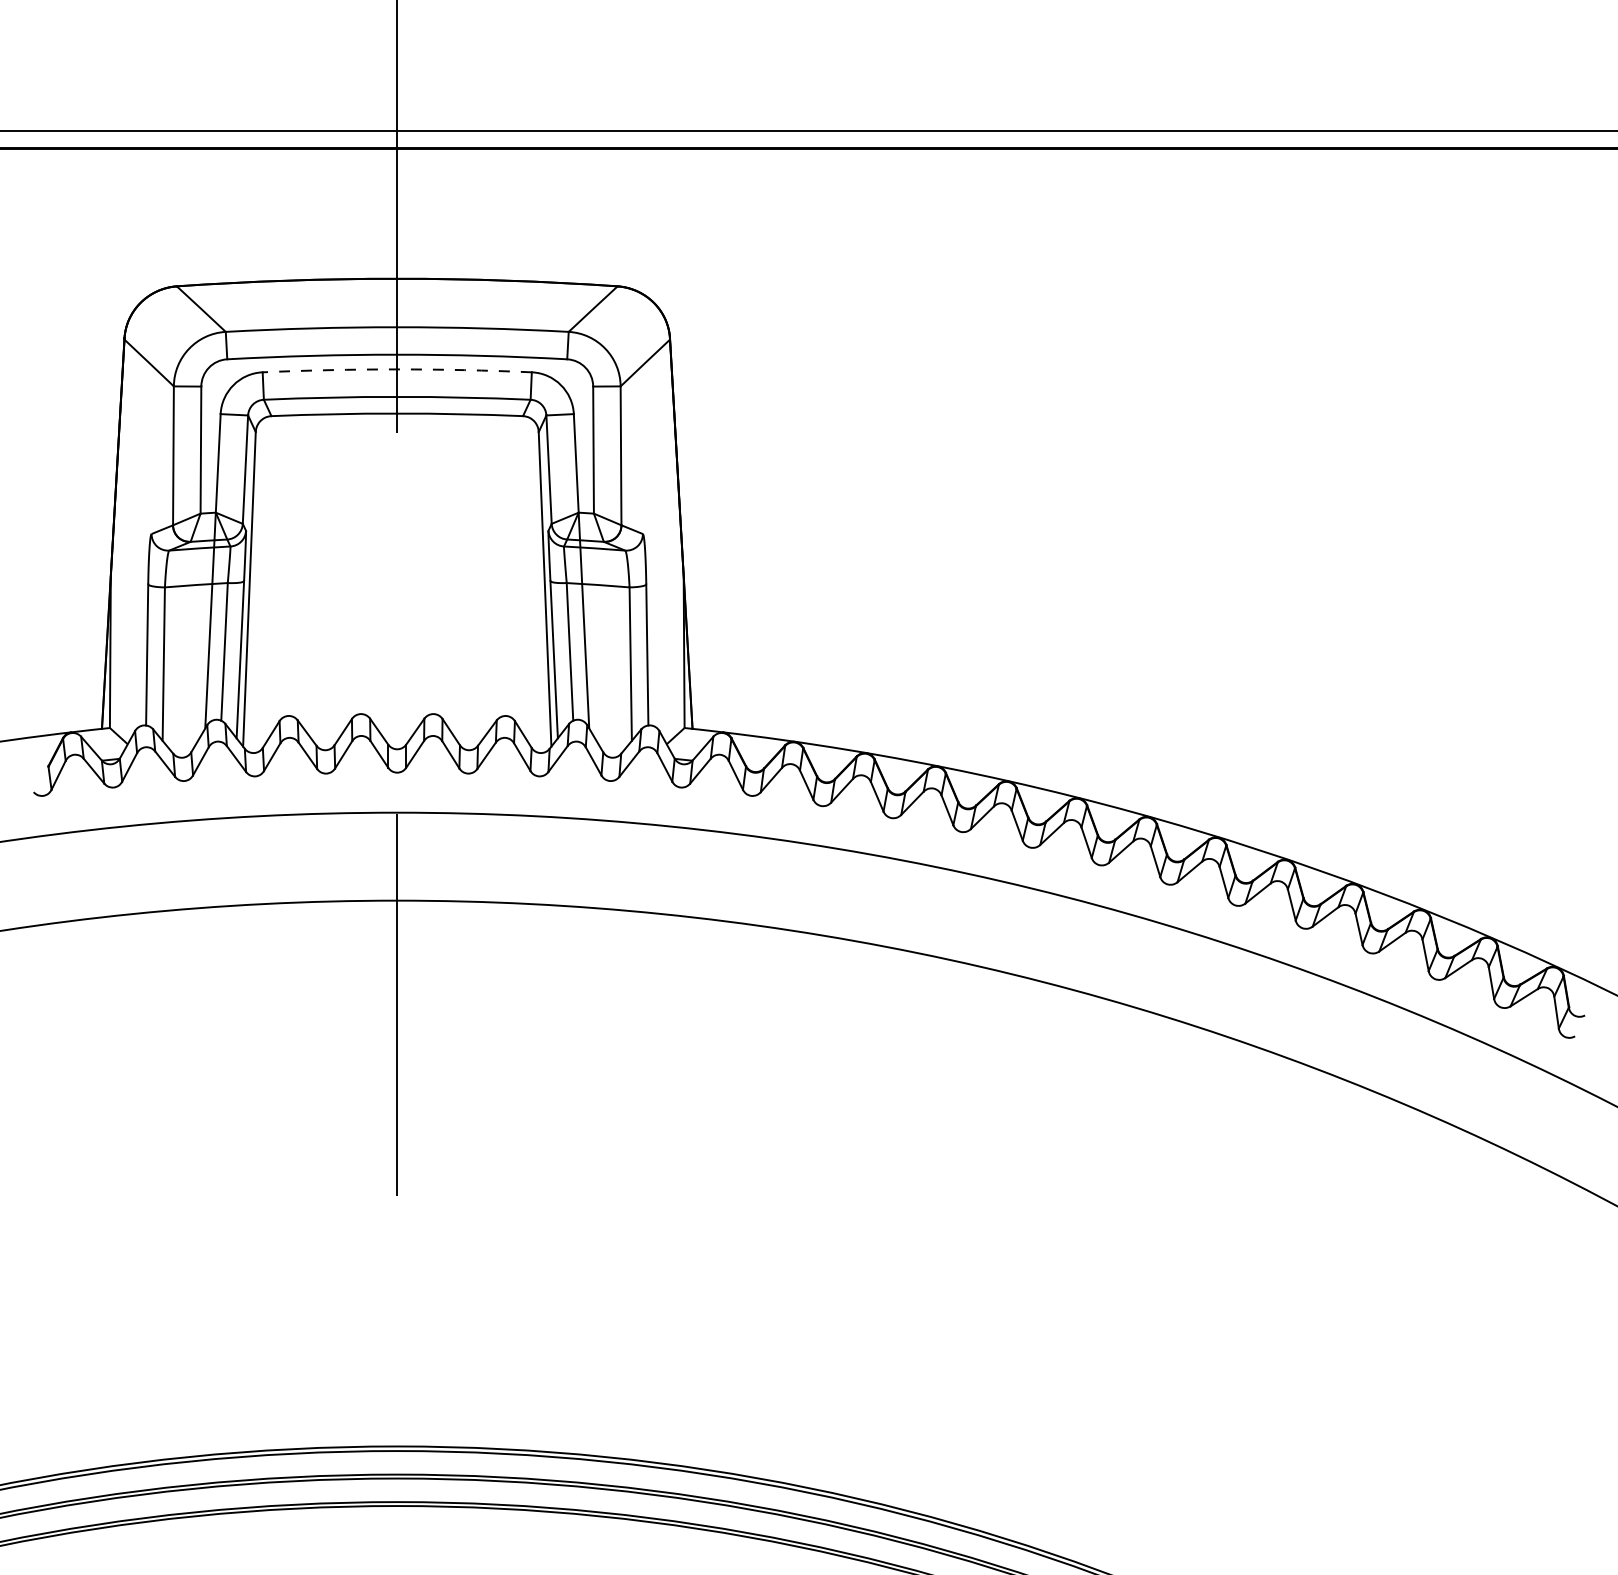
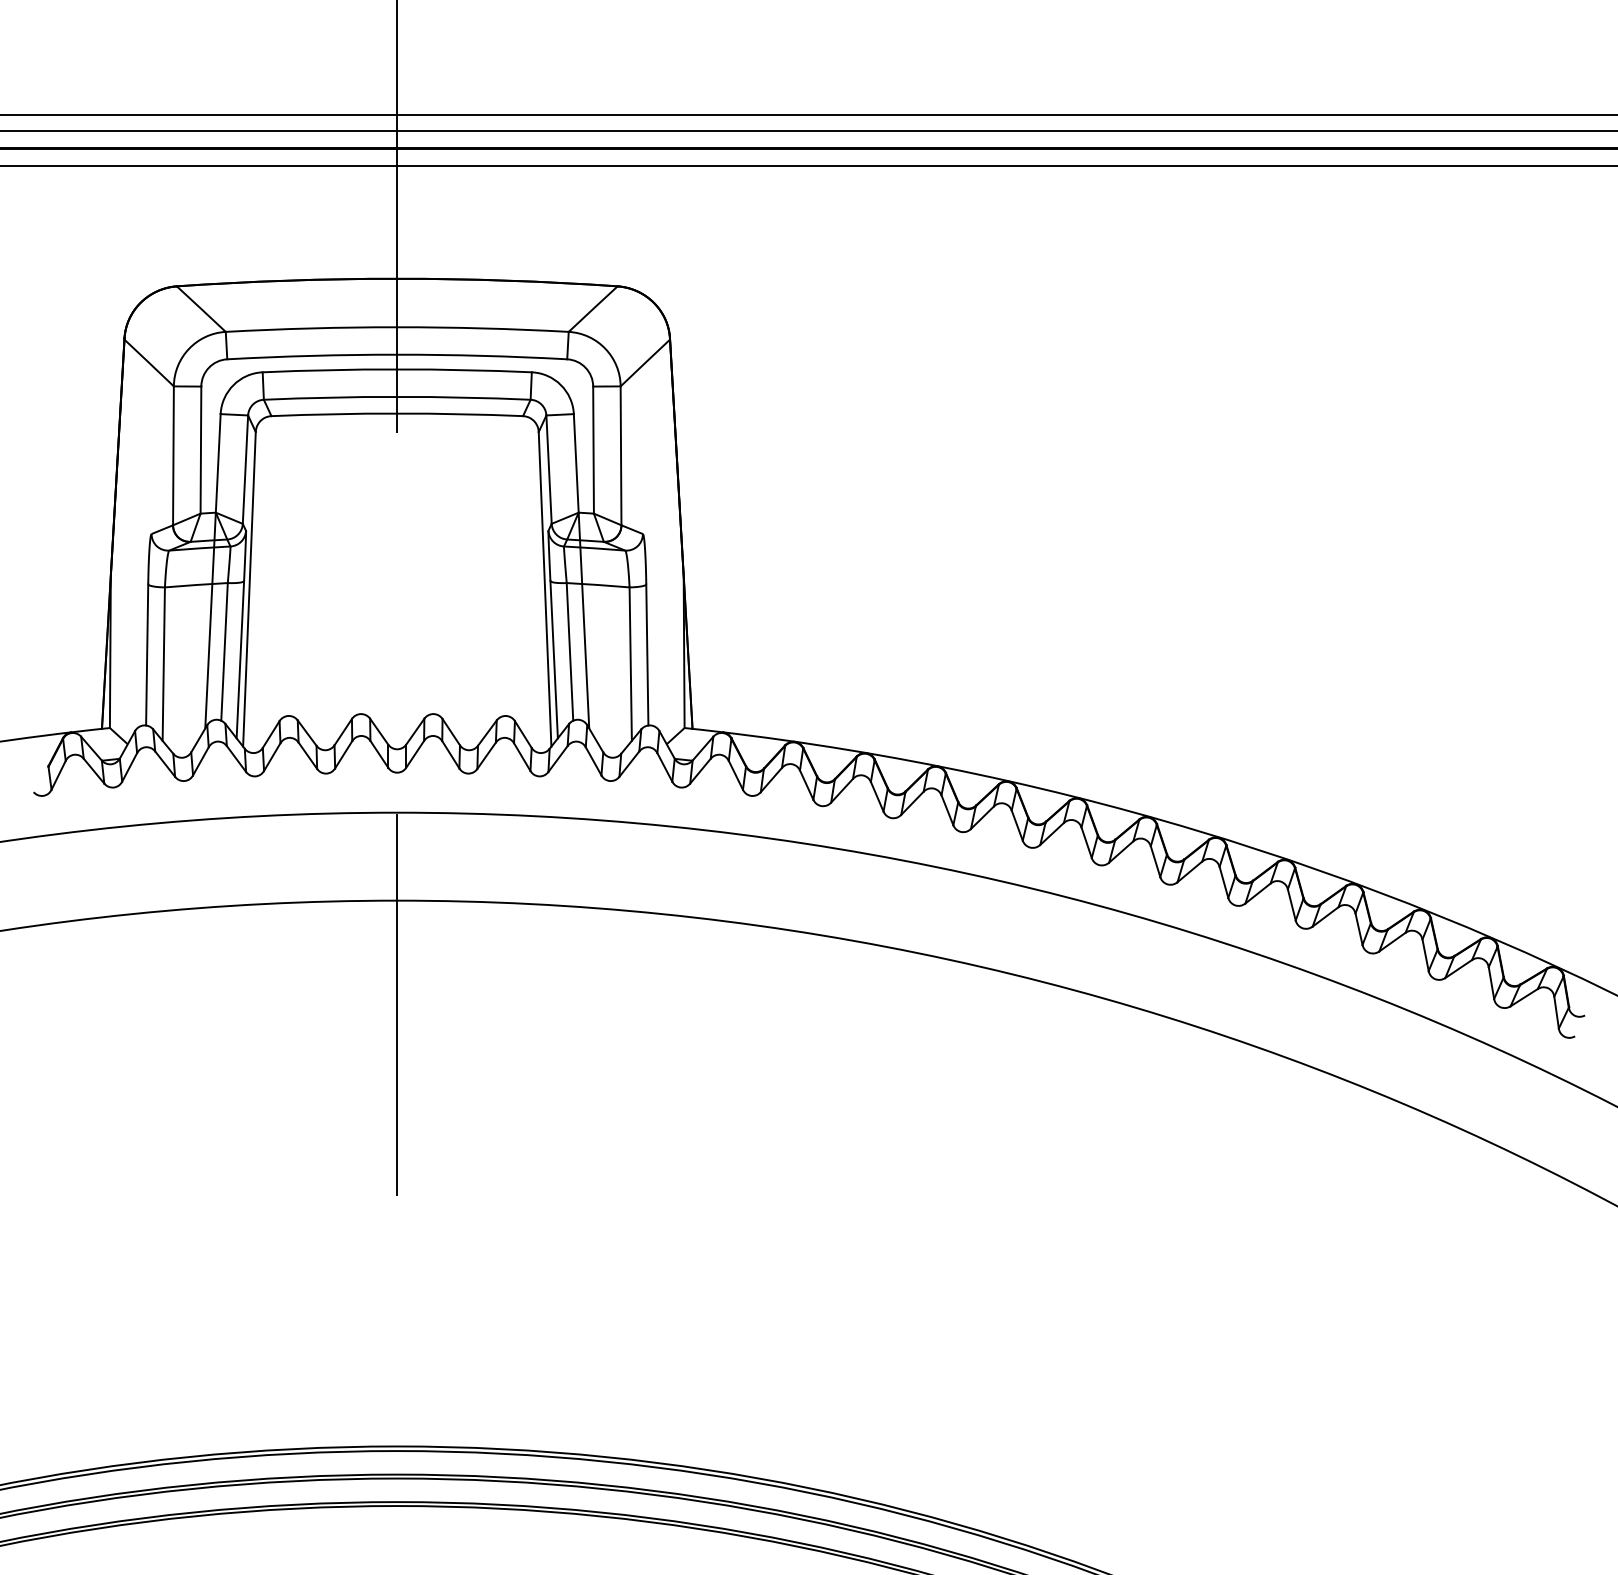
line: none -> present (808, 114)
line: none -> present (808, 165)
arc: dashed -> solid (397, 369)
